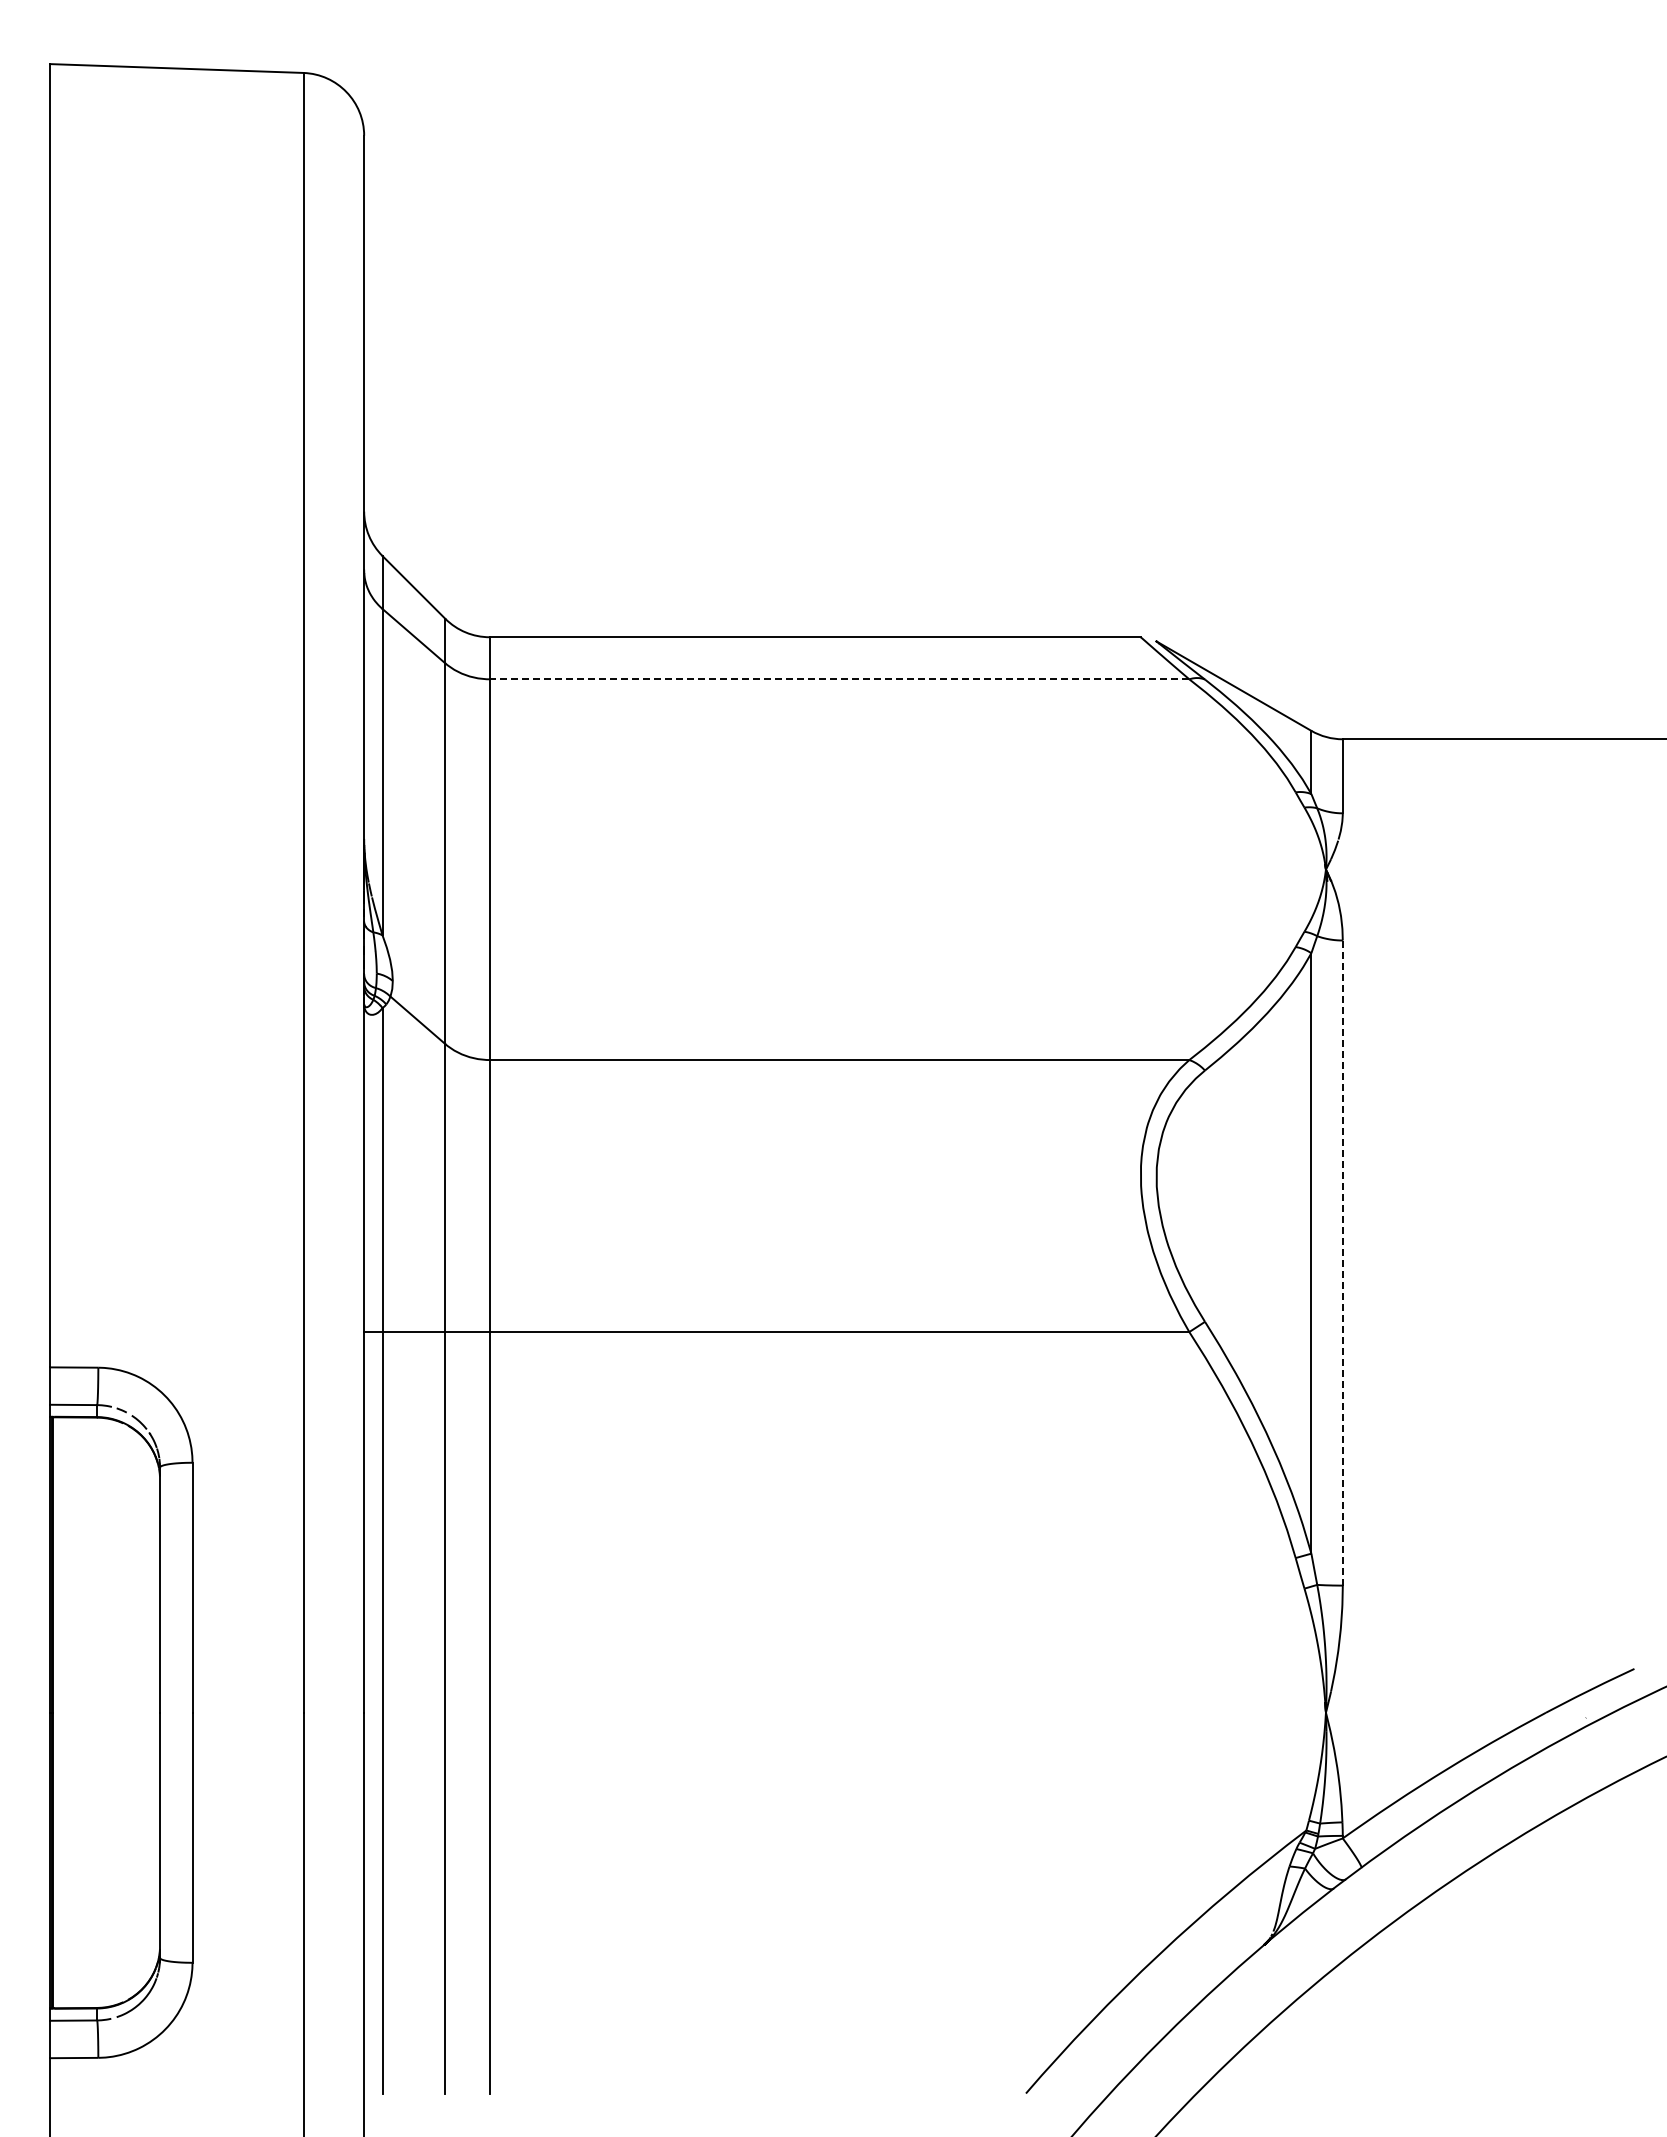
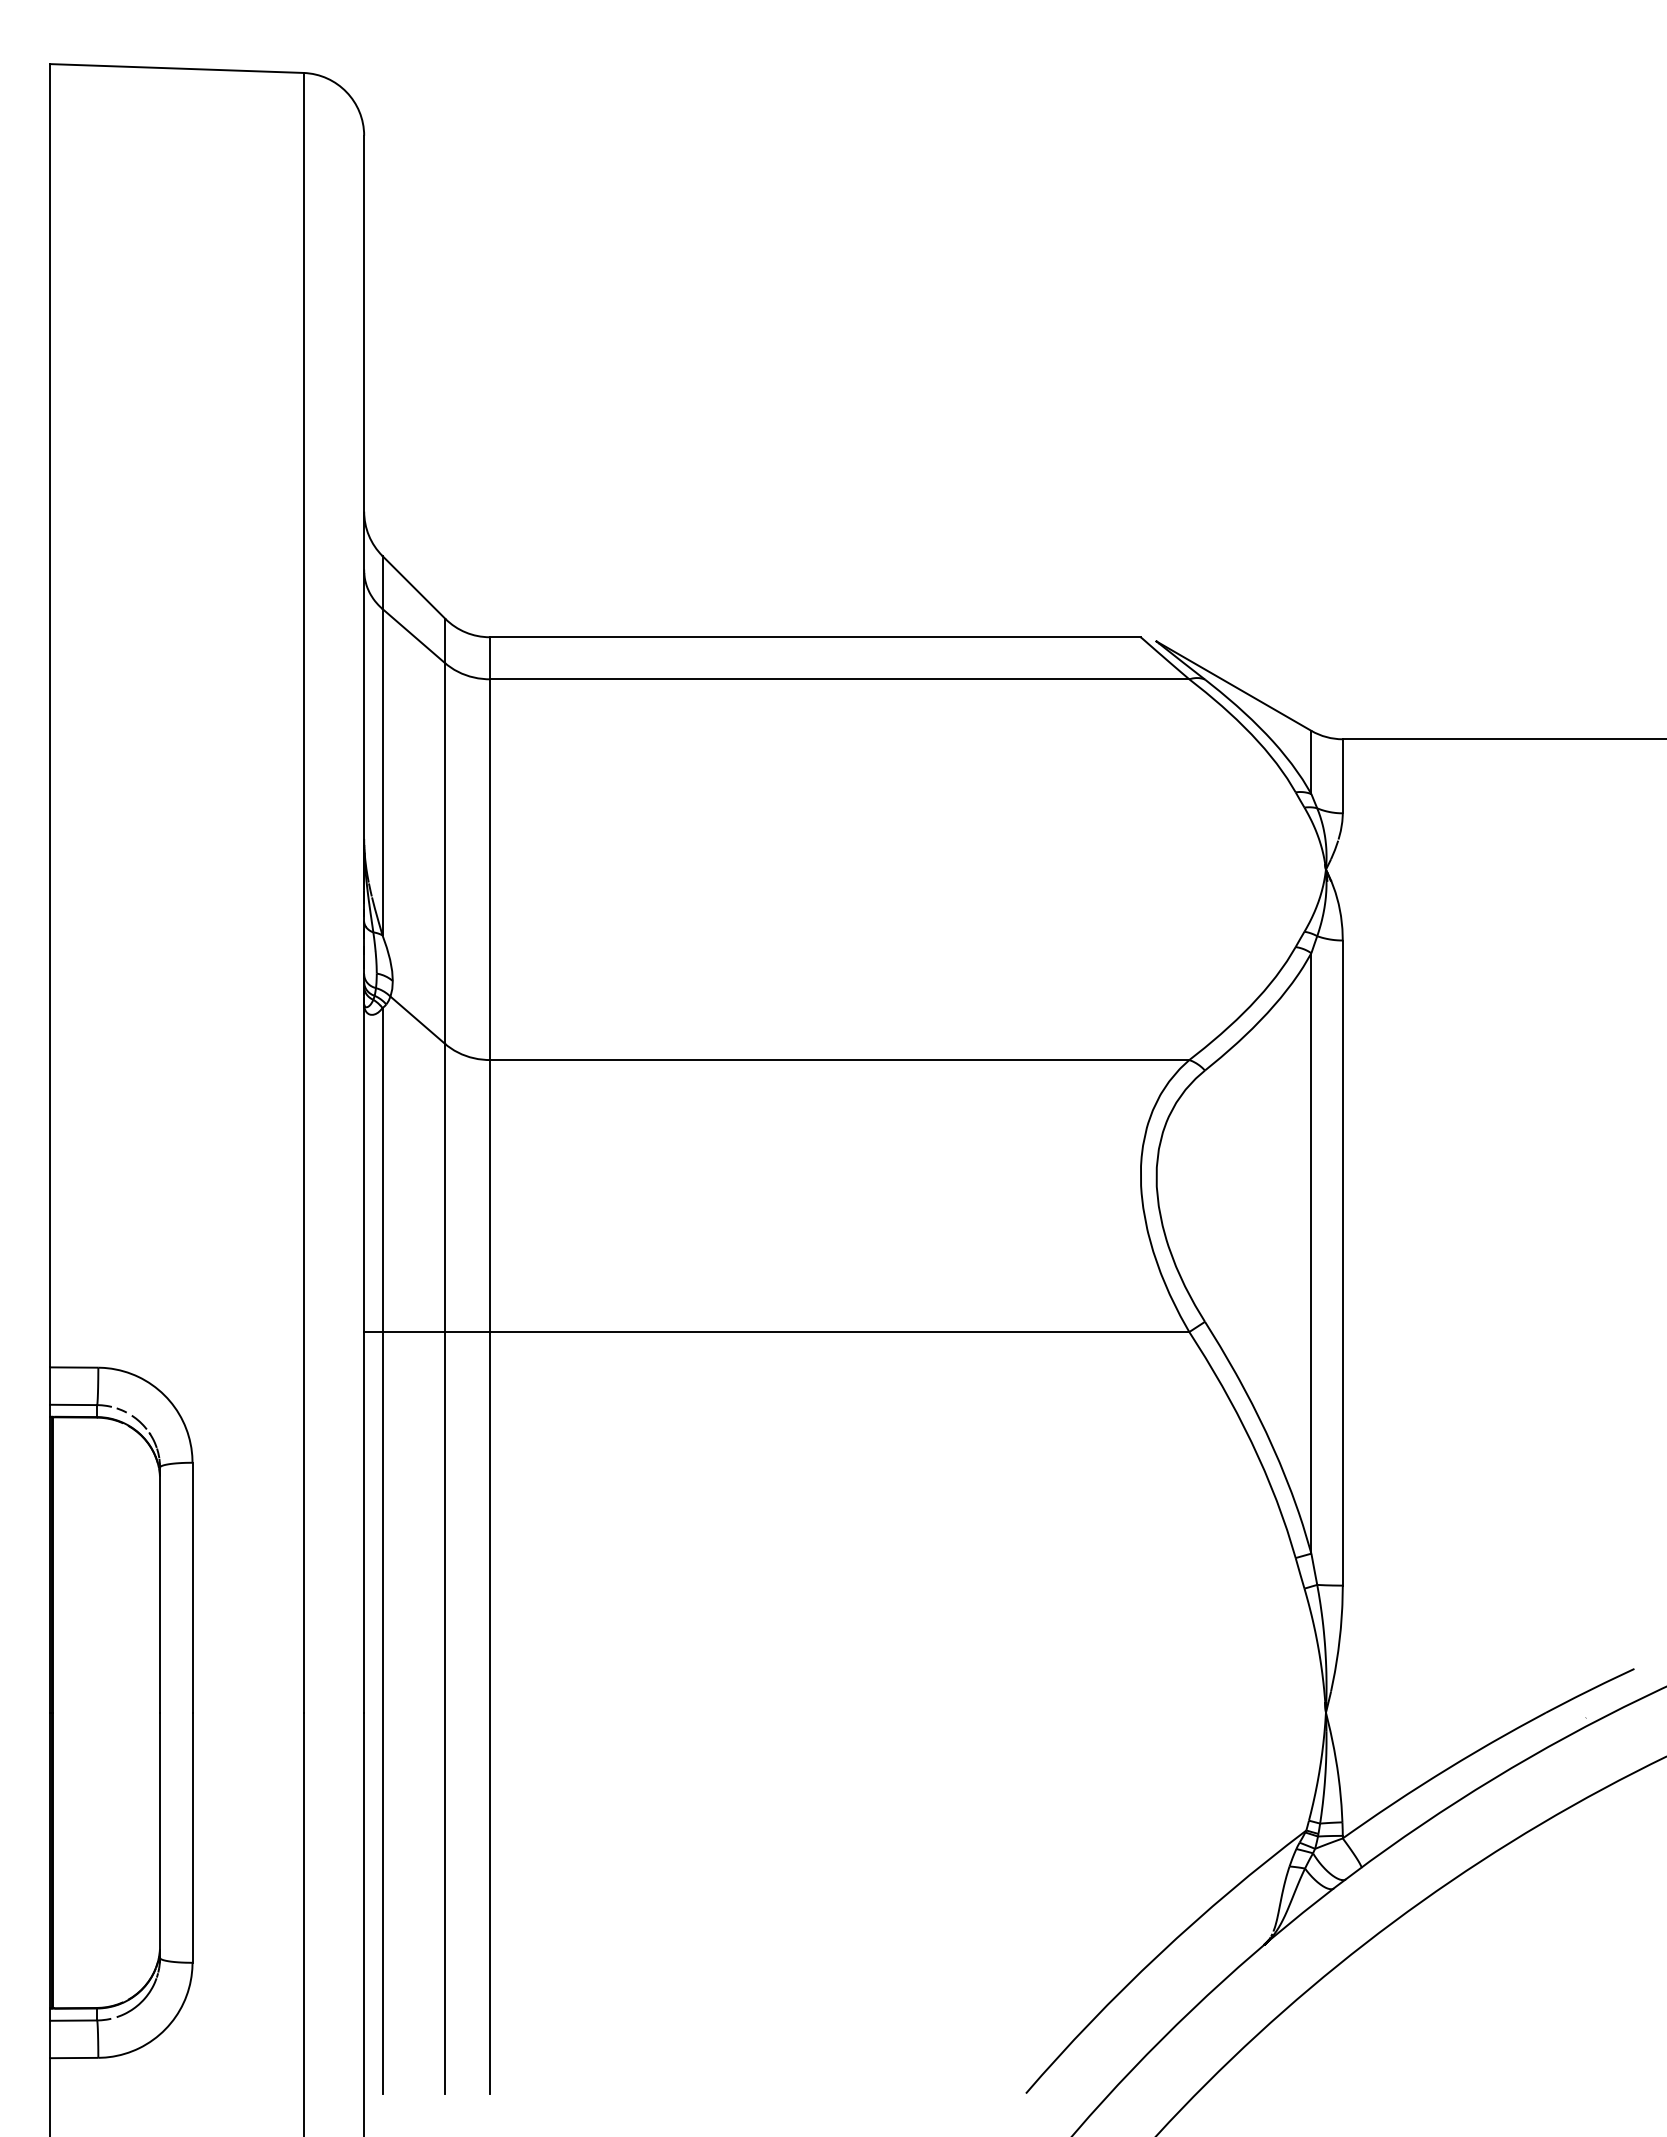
line: dashed -> solid (839, 679)
line: dashed -> solid (1342, 1263)
